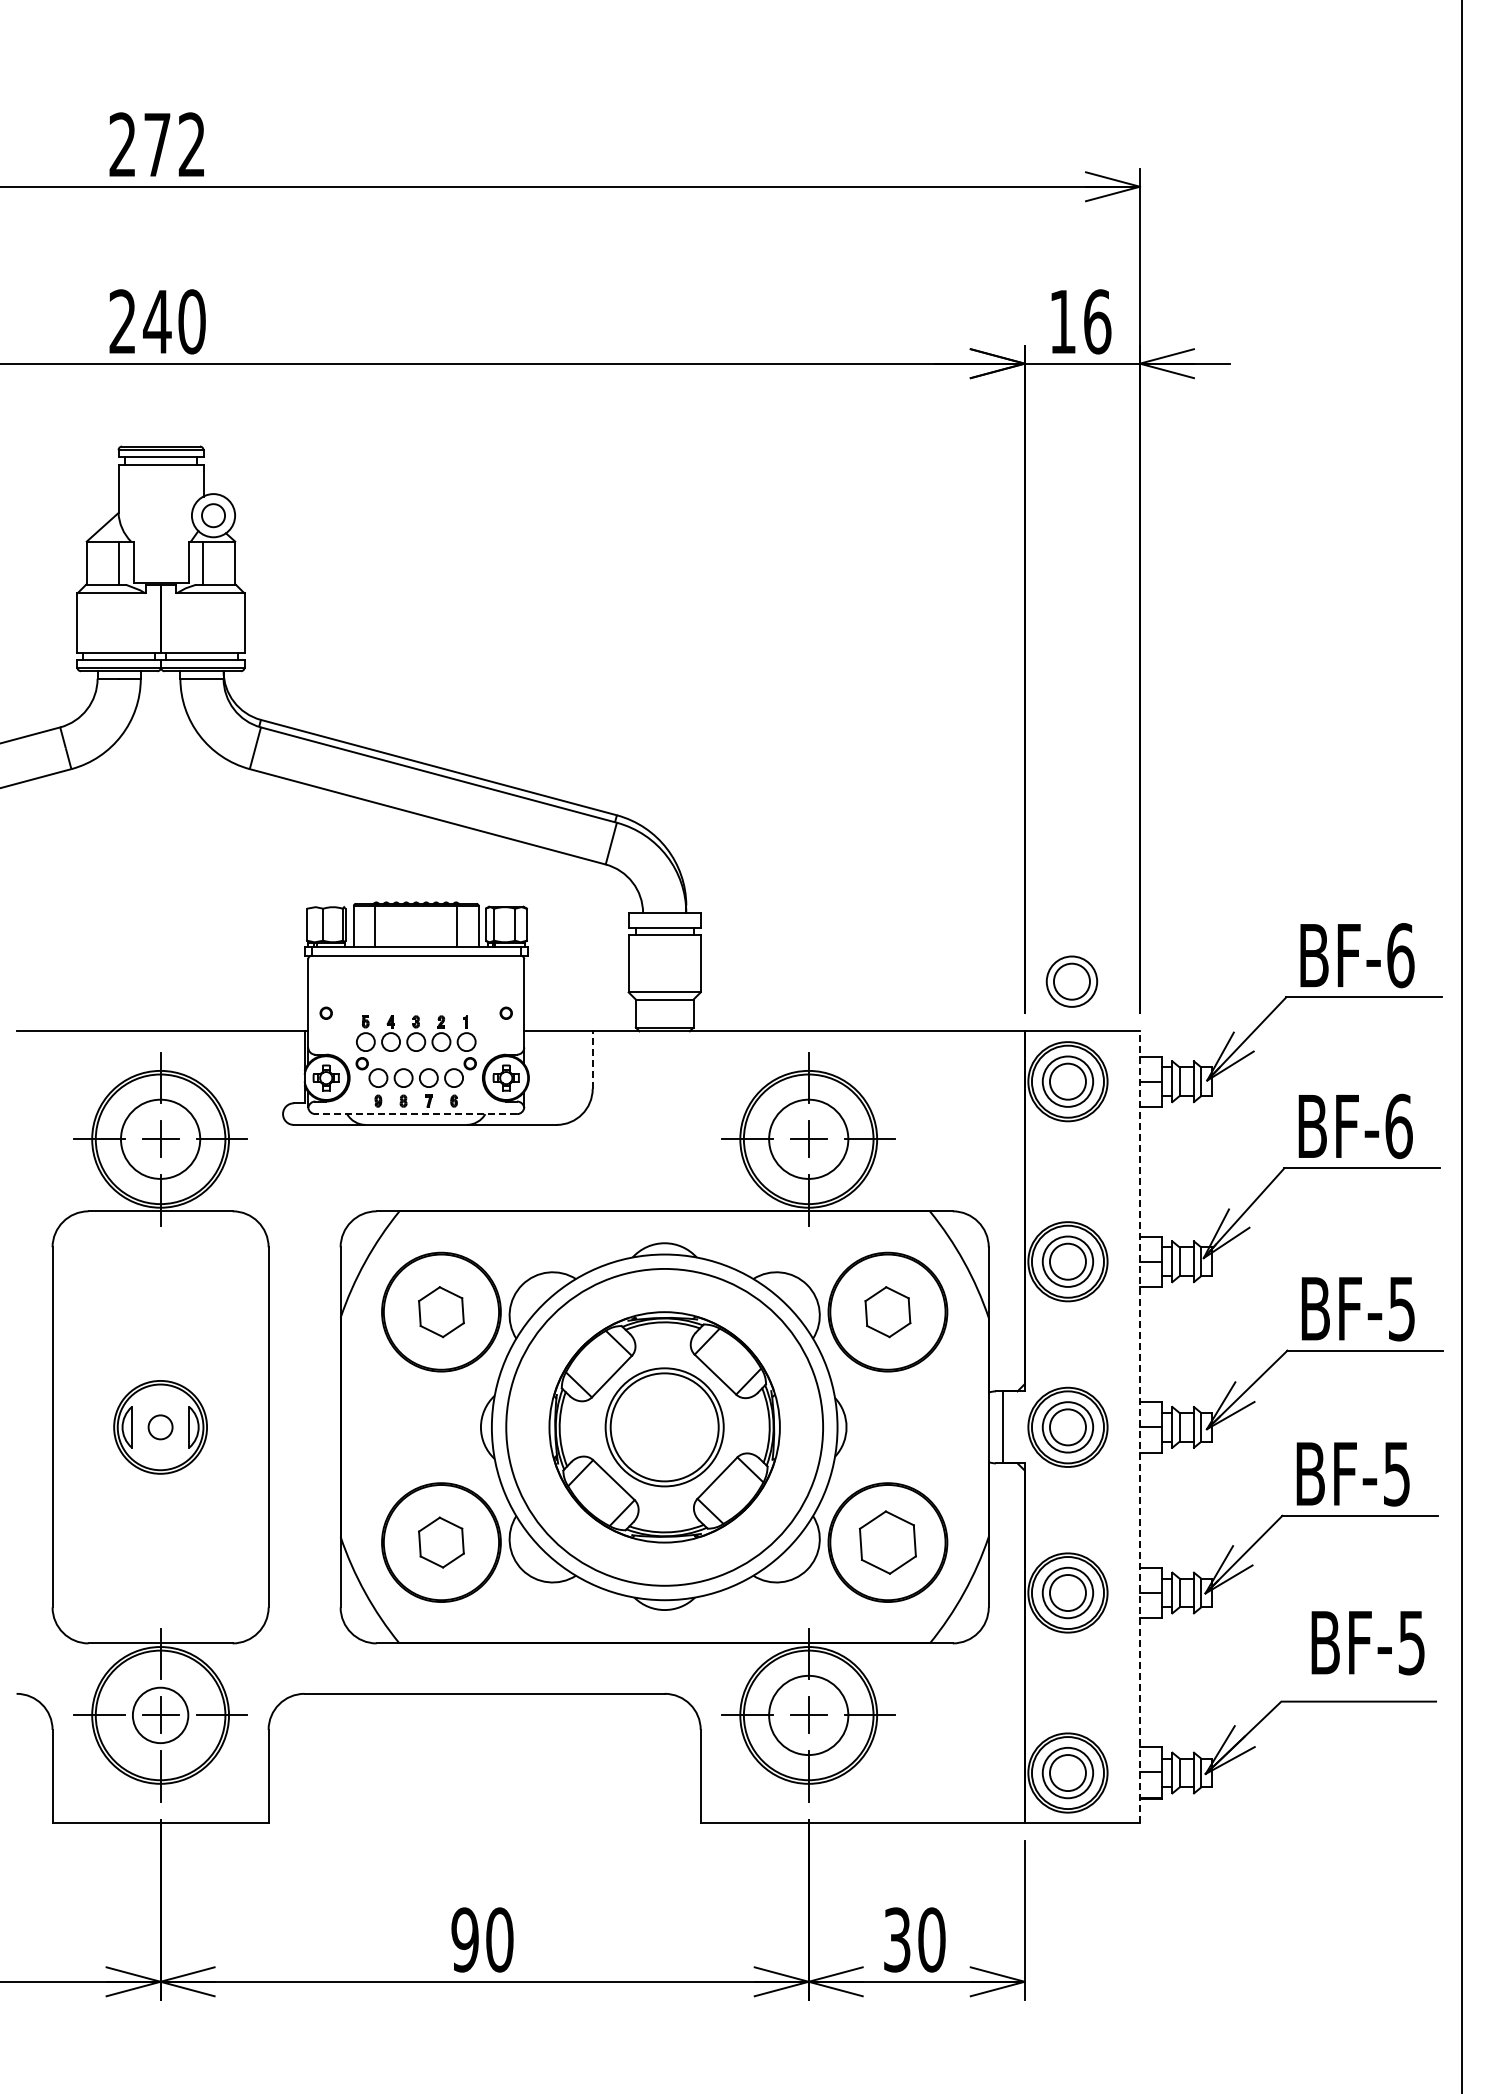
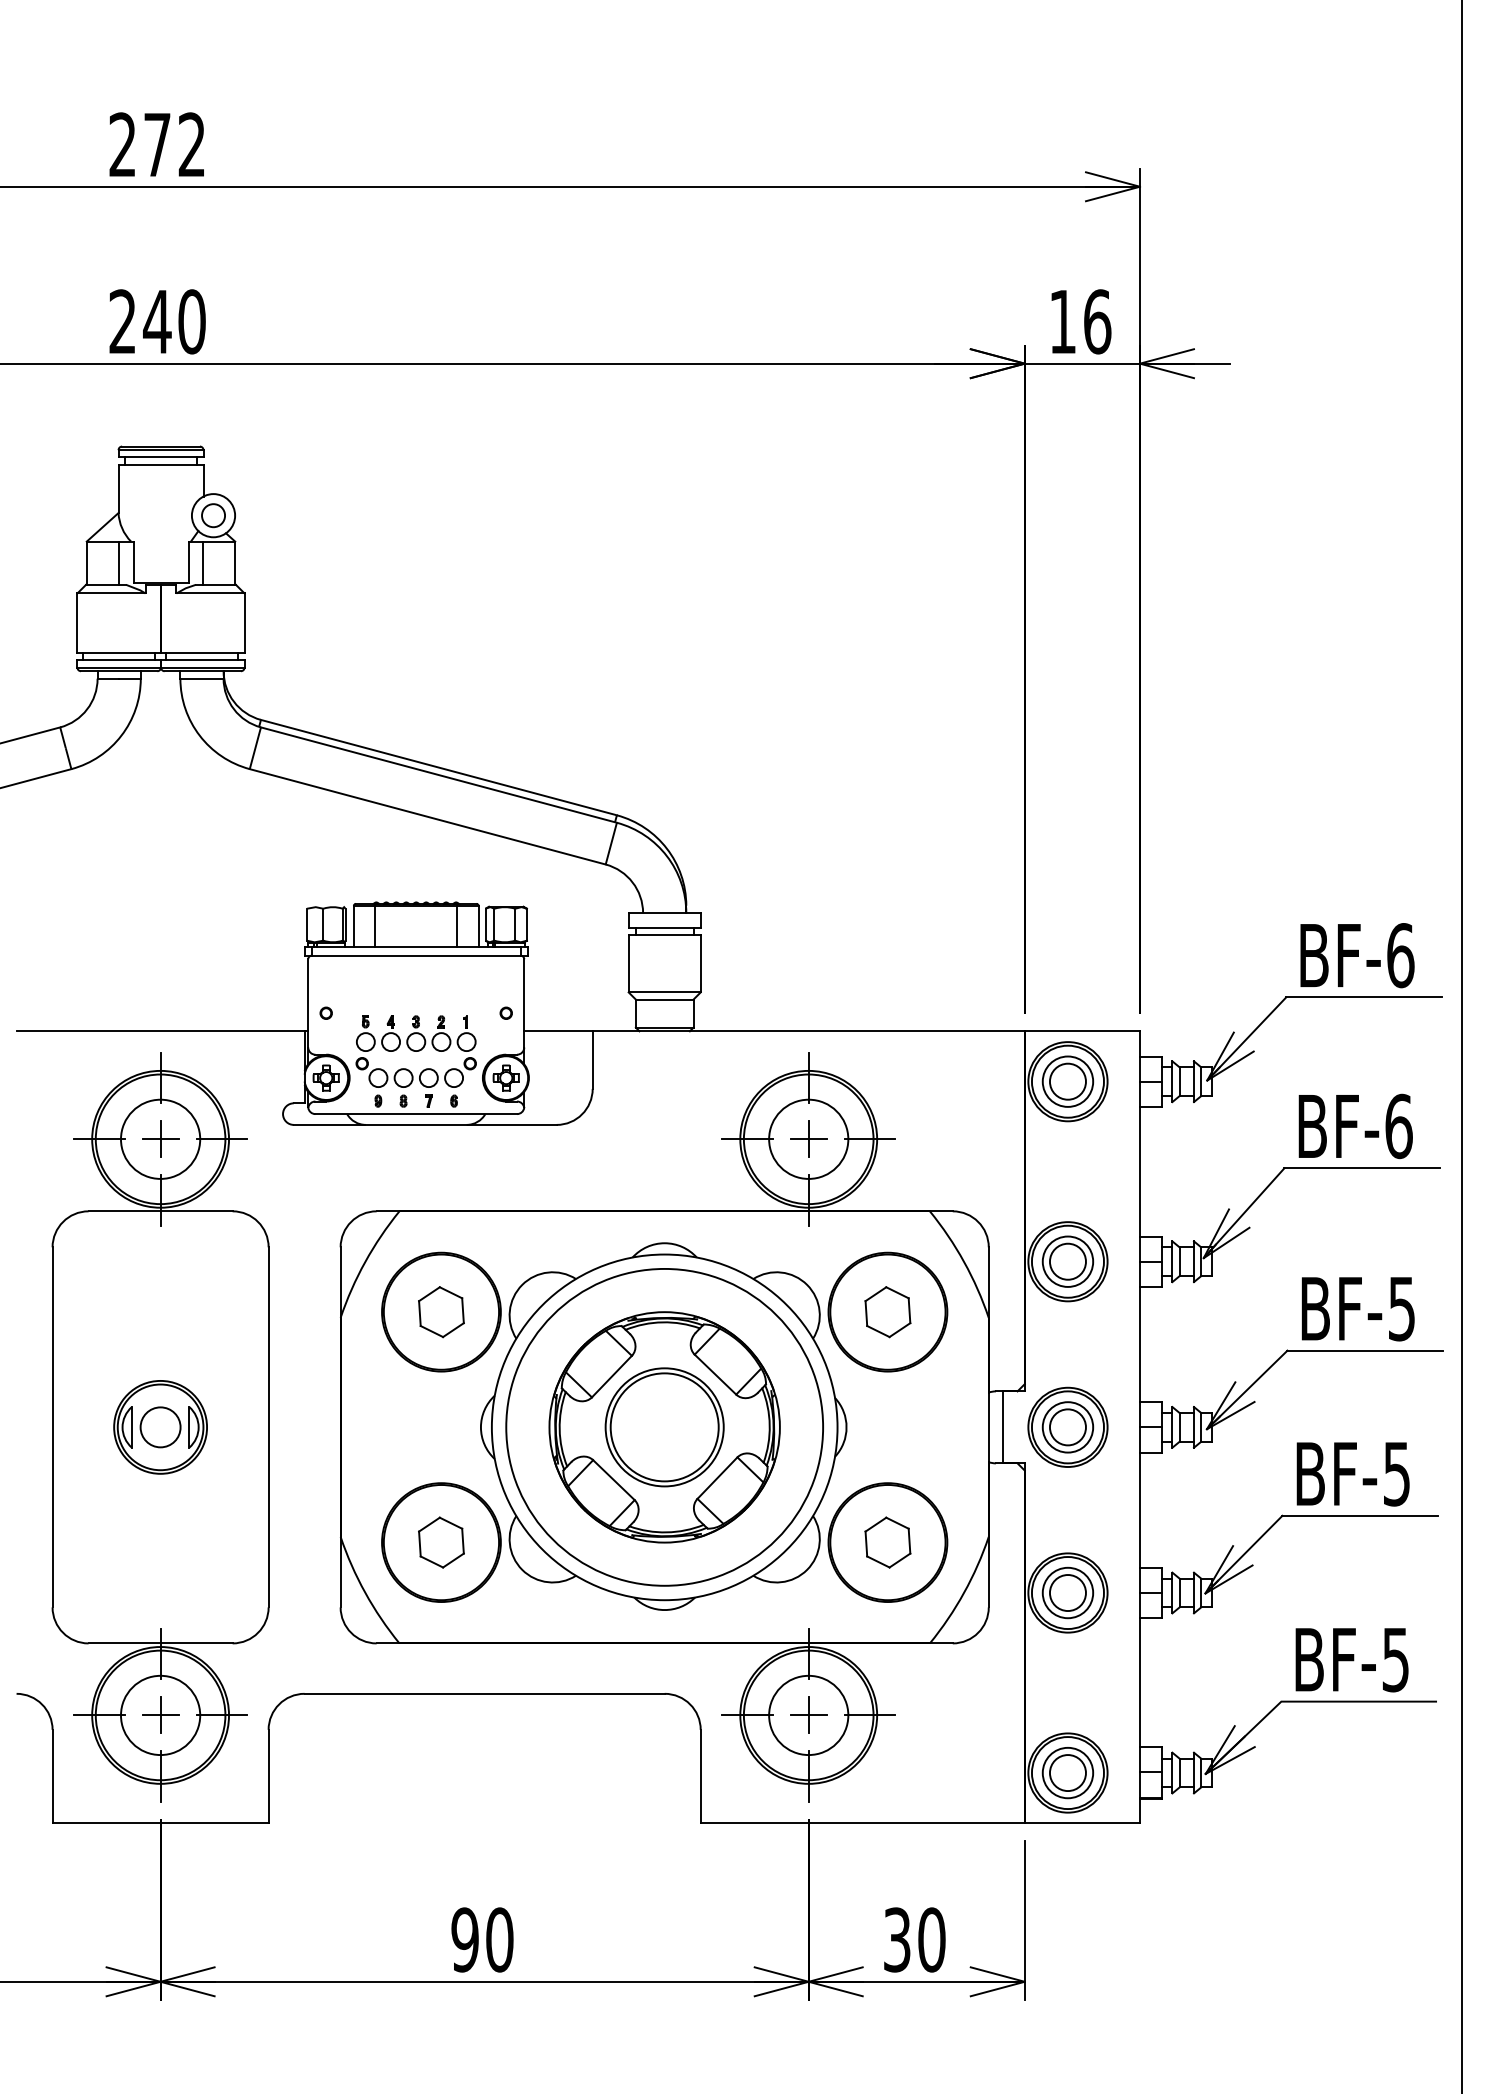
part: present -> none (1071, 981)
line: dashed -> solid (592, 1060)
line: dashed -> solid (416, 1114)
line: dashed -> solid (1139, 1426)
circle diameter: 24 px -> 40 px (160, 1427)
part size: 59x65 px -> 48x53 px (887, 1542)
text position: (1367, 1643) -> (1351, 1660) (1351, 1660)
circle diameter: 55 px -> 79 px (160, 1715)
